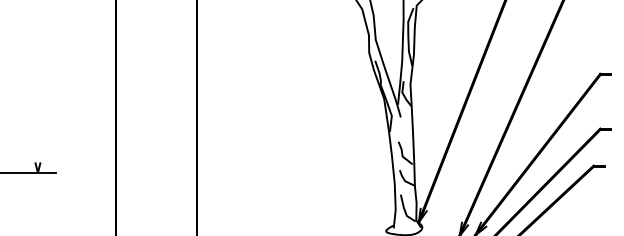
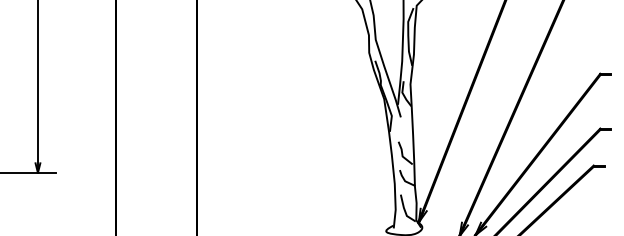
line: none -> present (37, 87)
